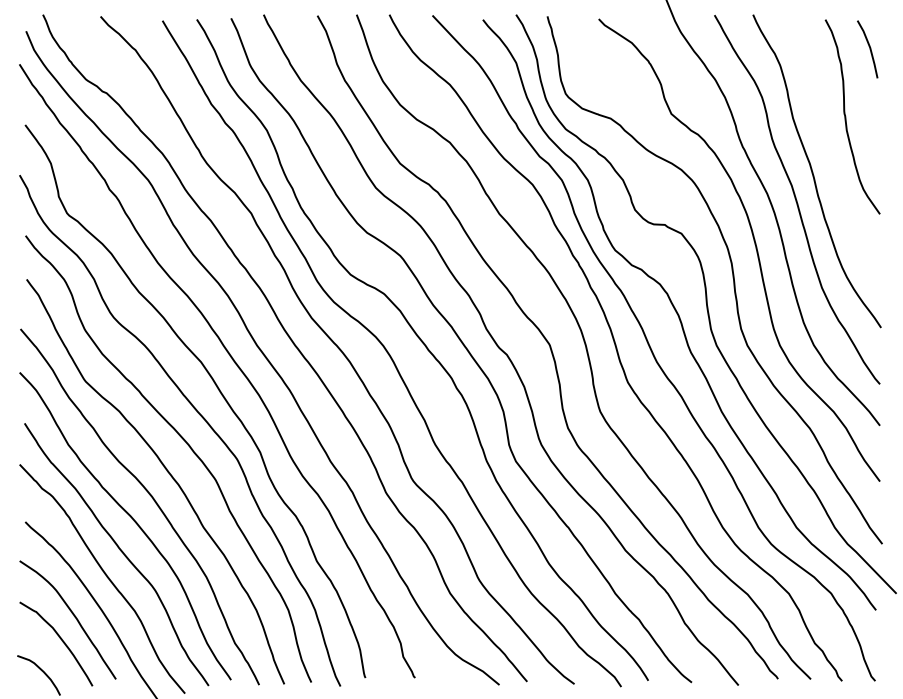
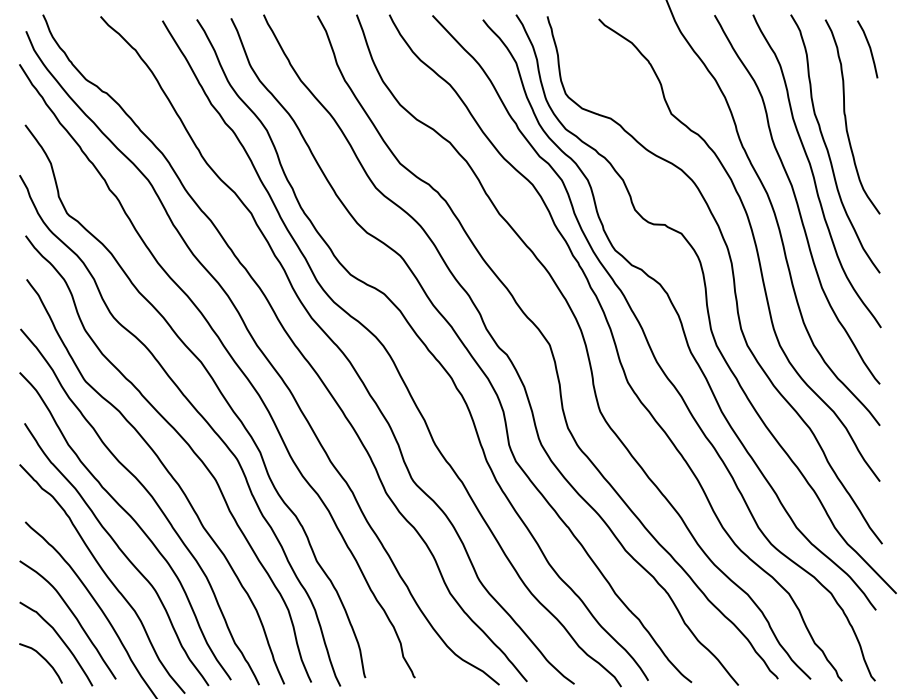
curve: none -> present (827, 146)
curve position: (41, 671) -> (43, 659) (43, 659)
